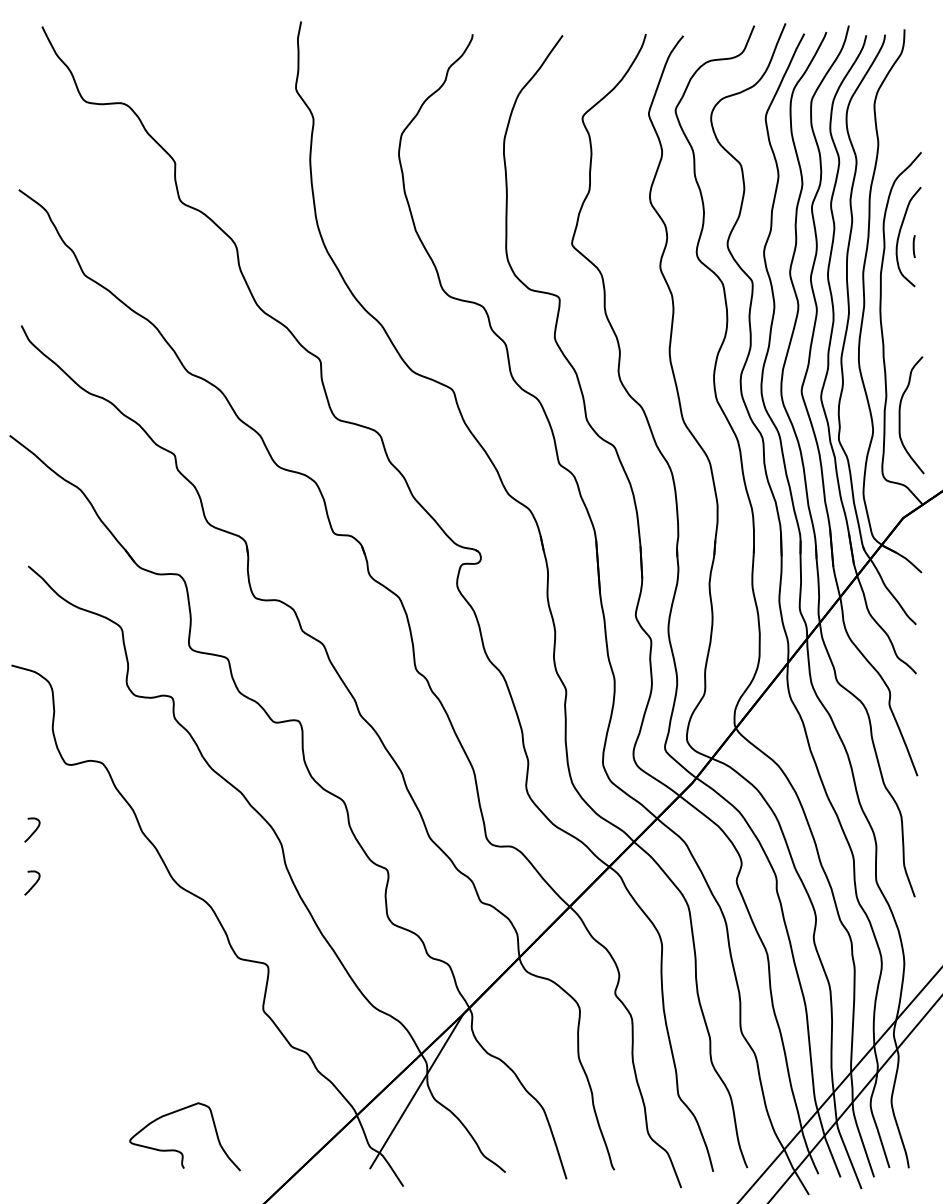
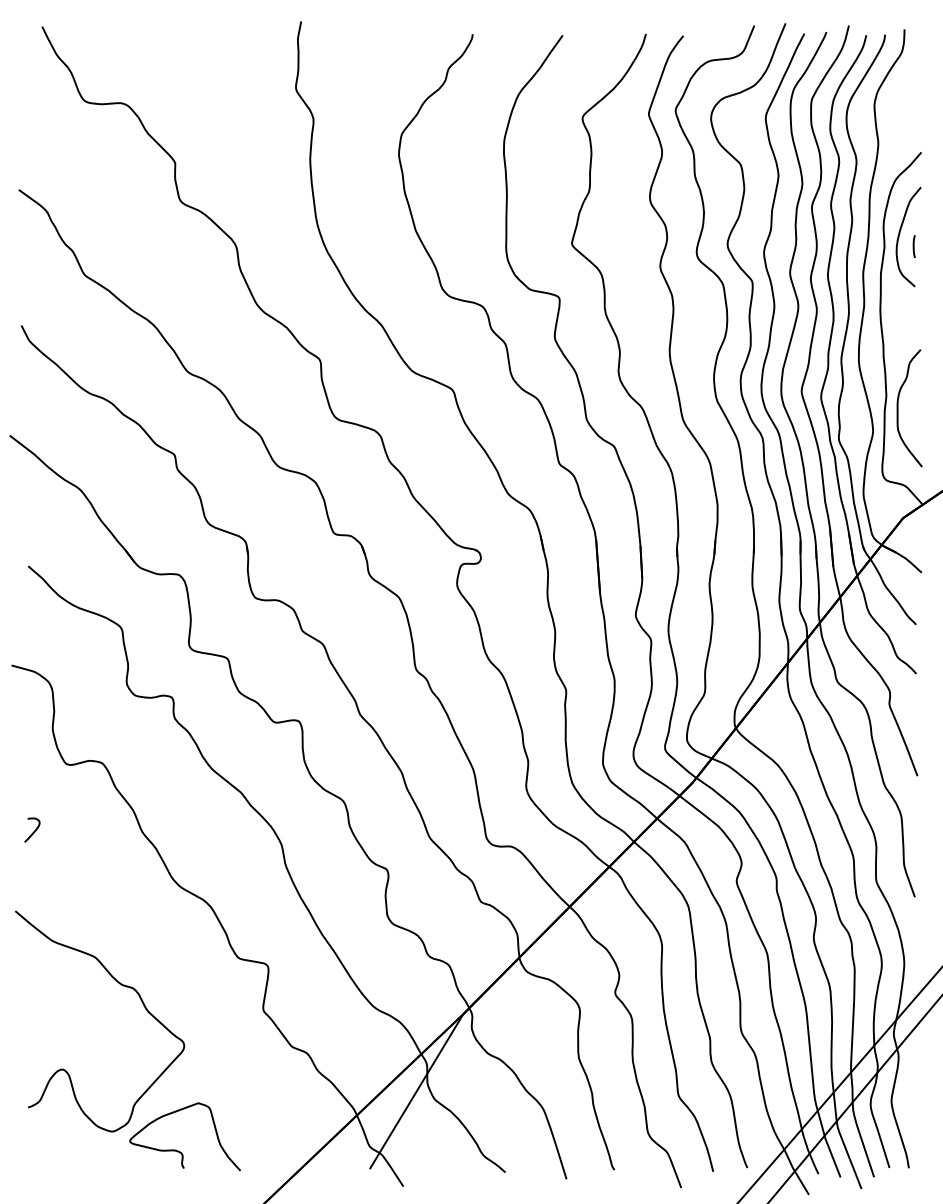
curve position: (900, 415) -> (898, 408) (898, 408)
curve: present -> none (34, 883)
curve: none -> present (122, 986)
